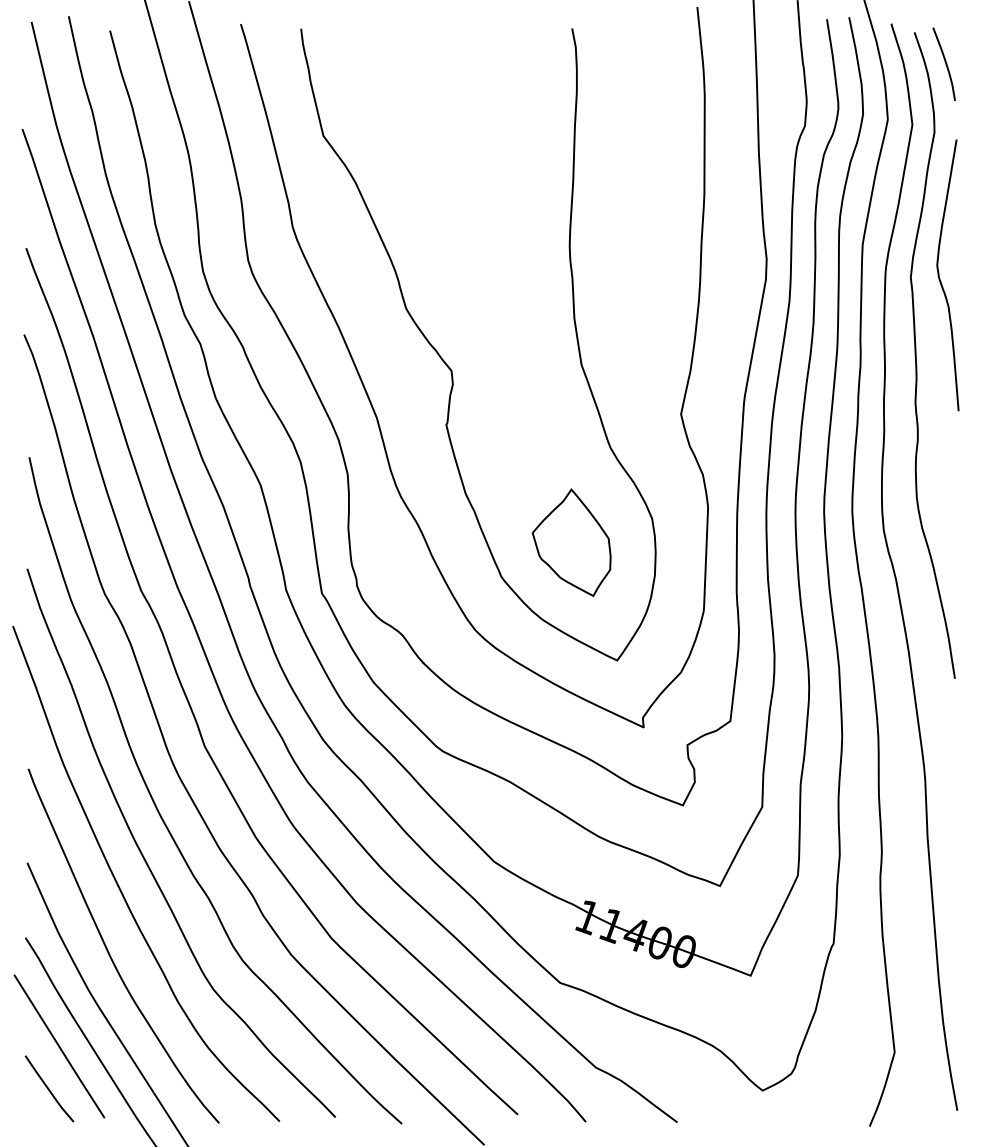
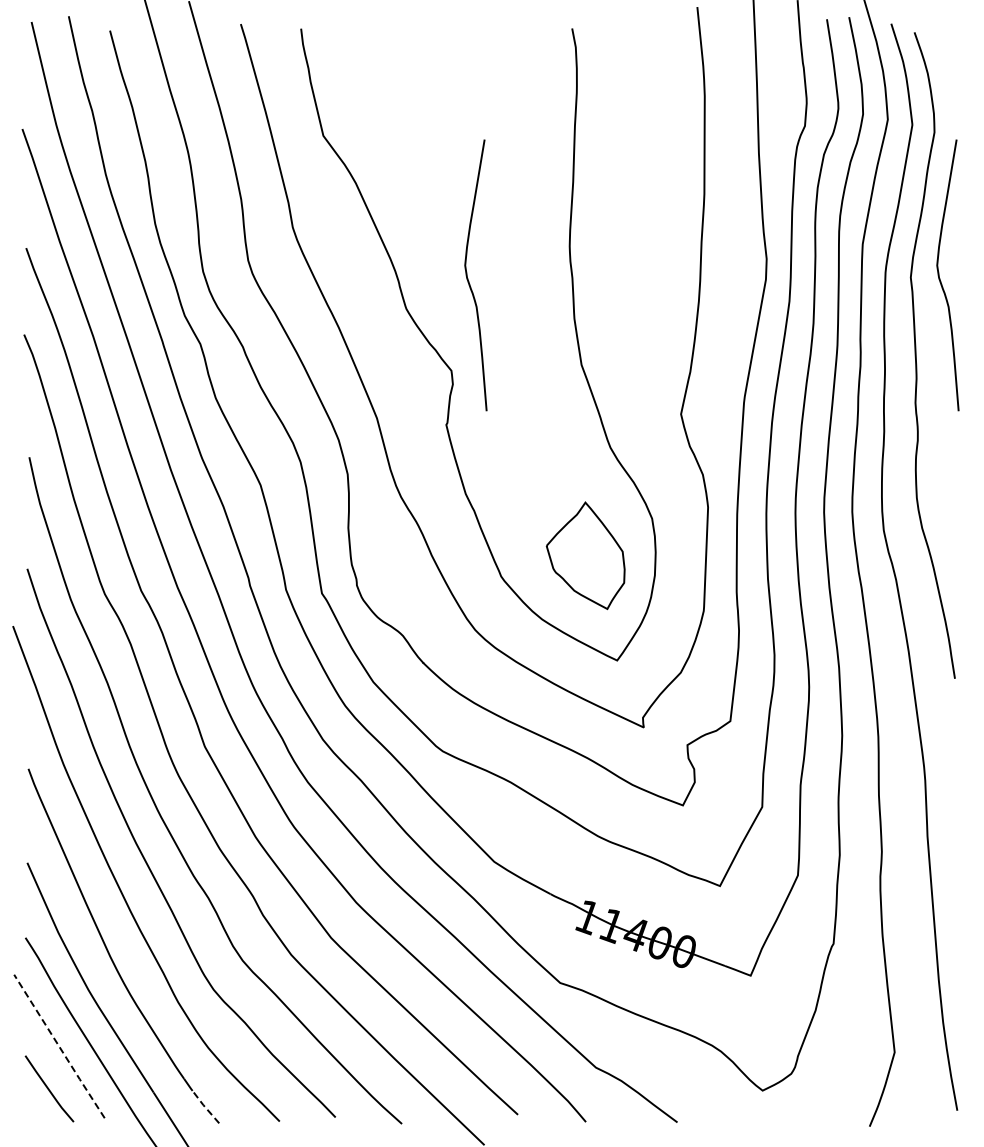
curve: present -> none (945, 64)
curve: none -> present (468, 278)
part position: (571, 542) -> (585, 555) (585, 555)
line: solid -> dashed (59, 1047)
line: solid -> dashed (205, 1107)
